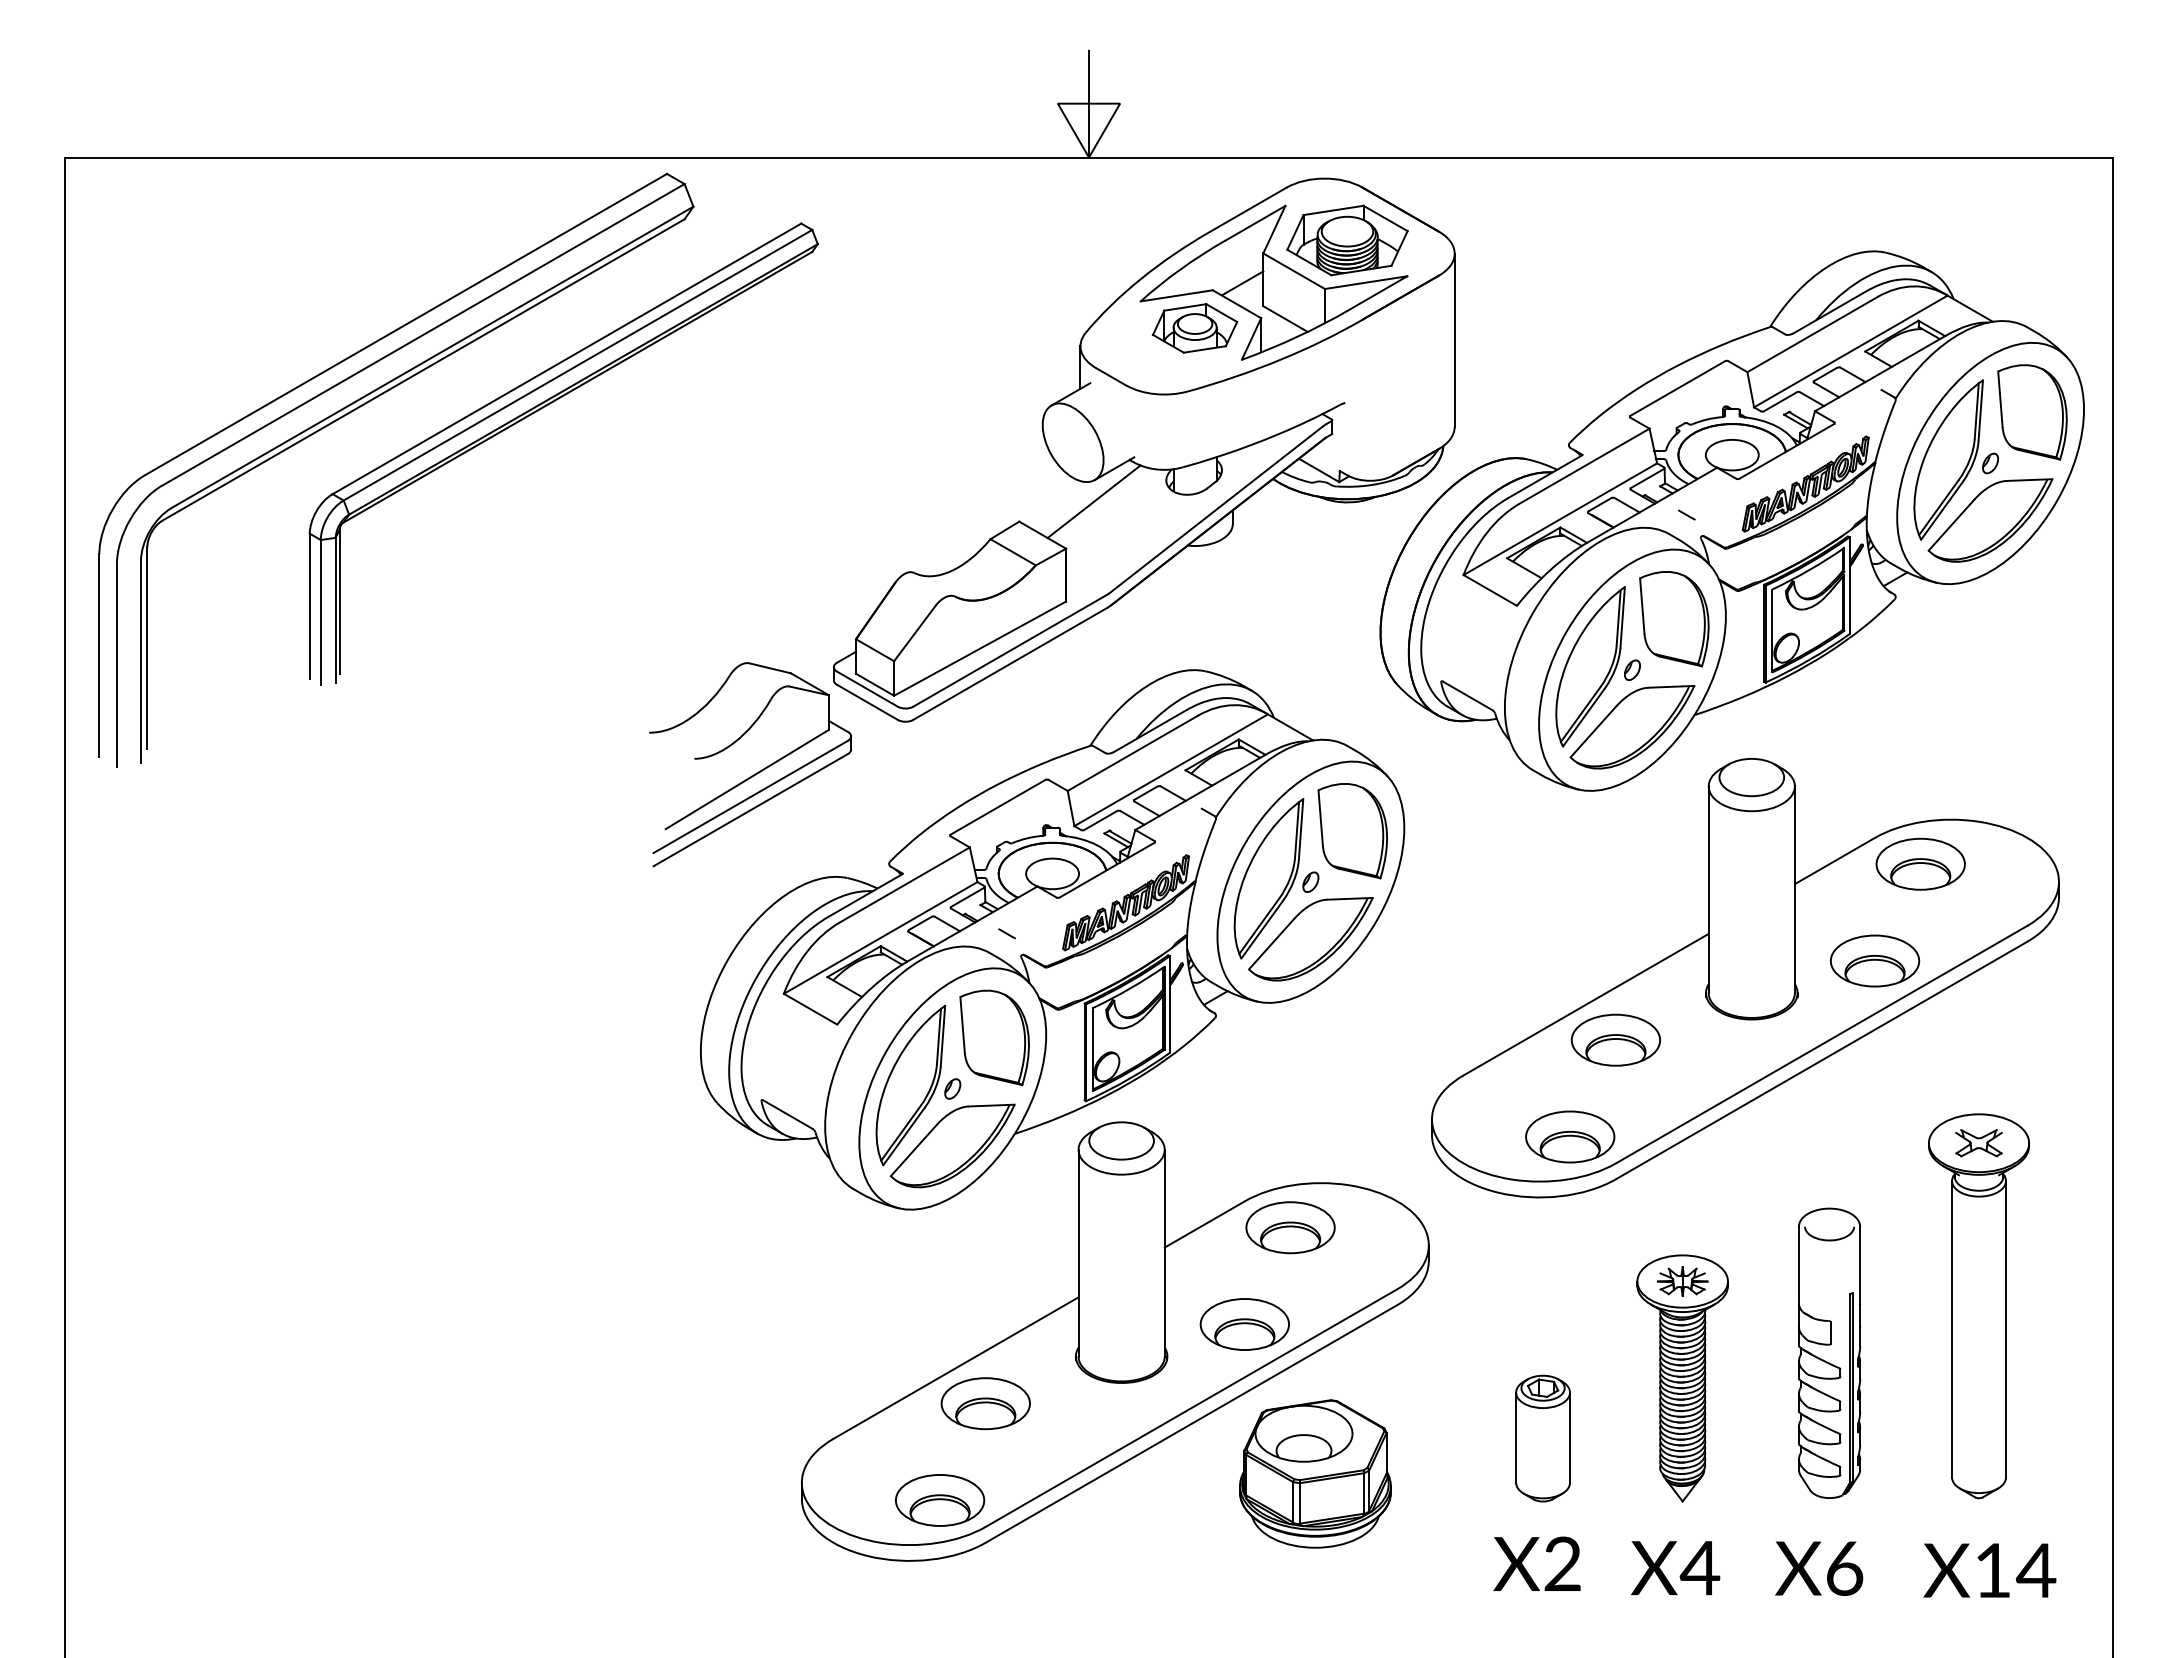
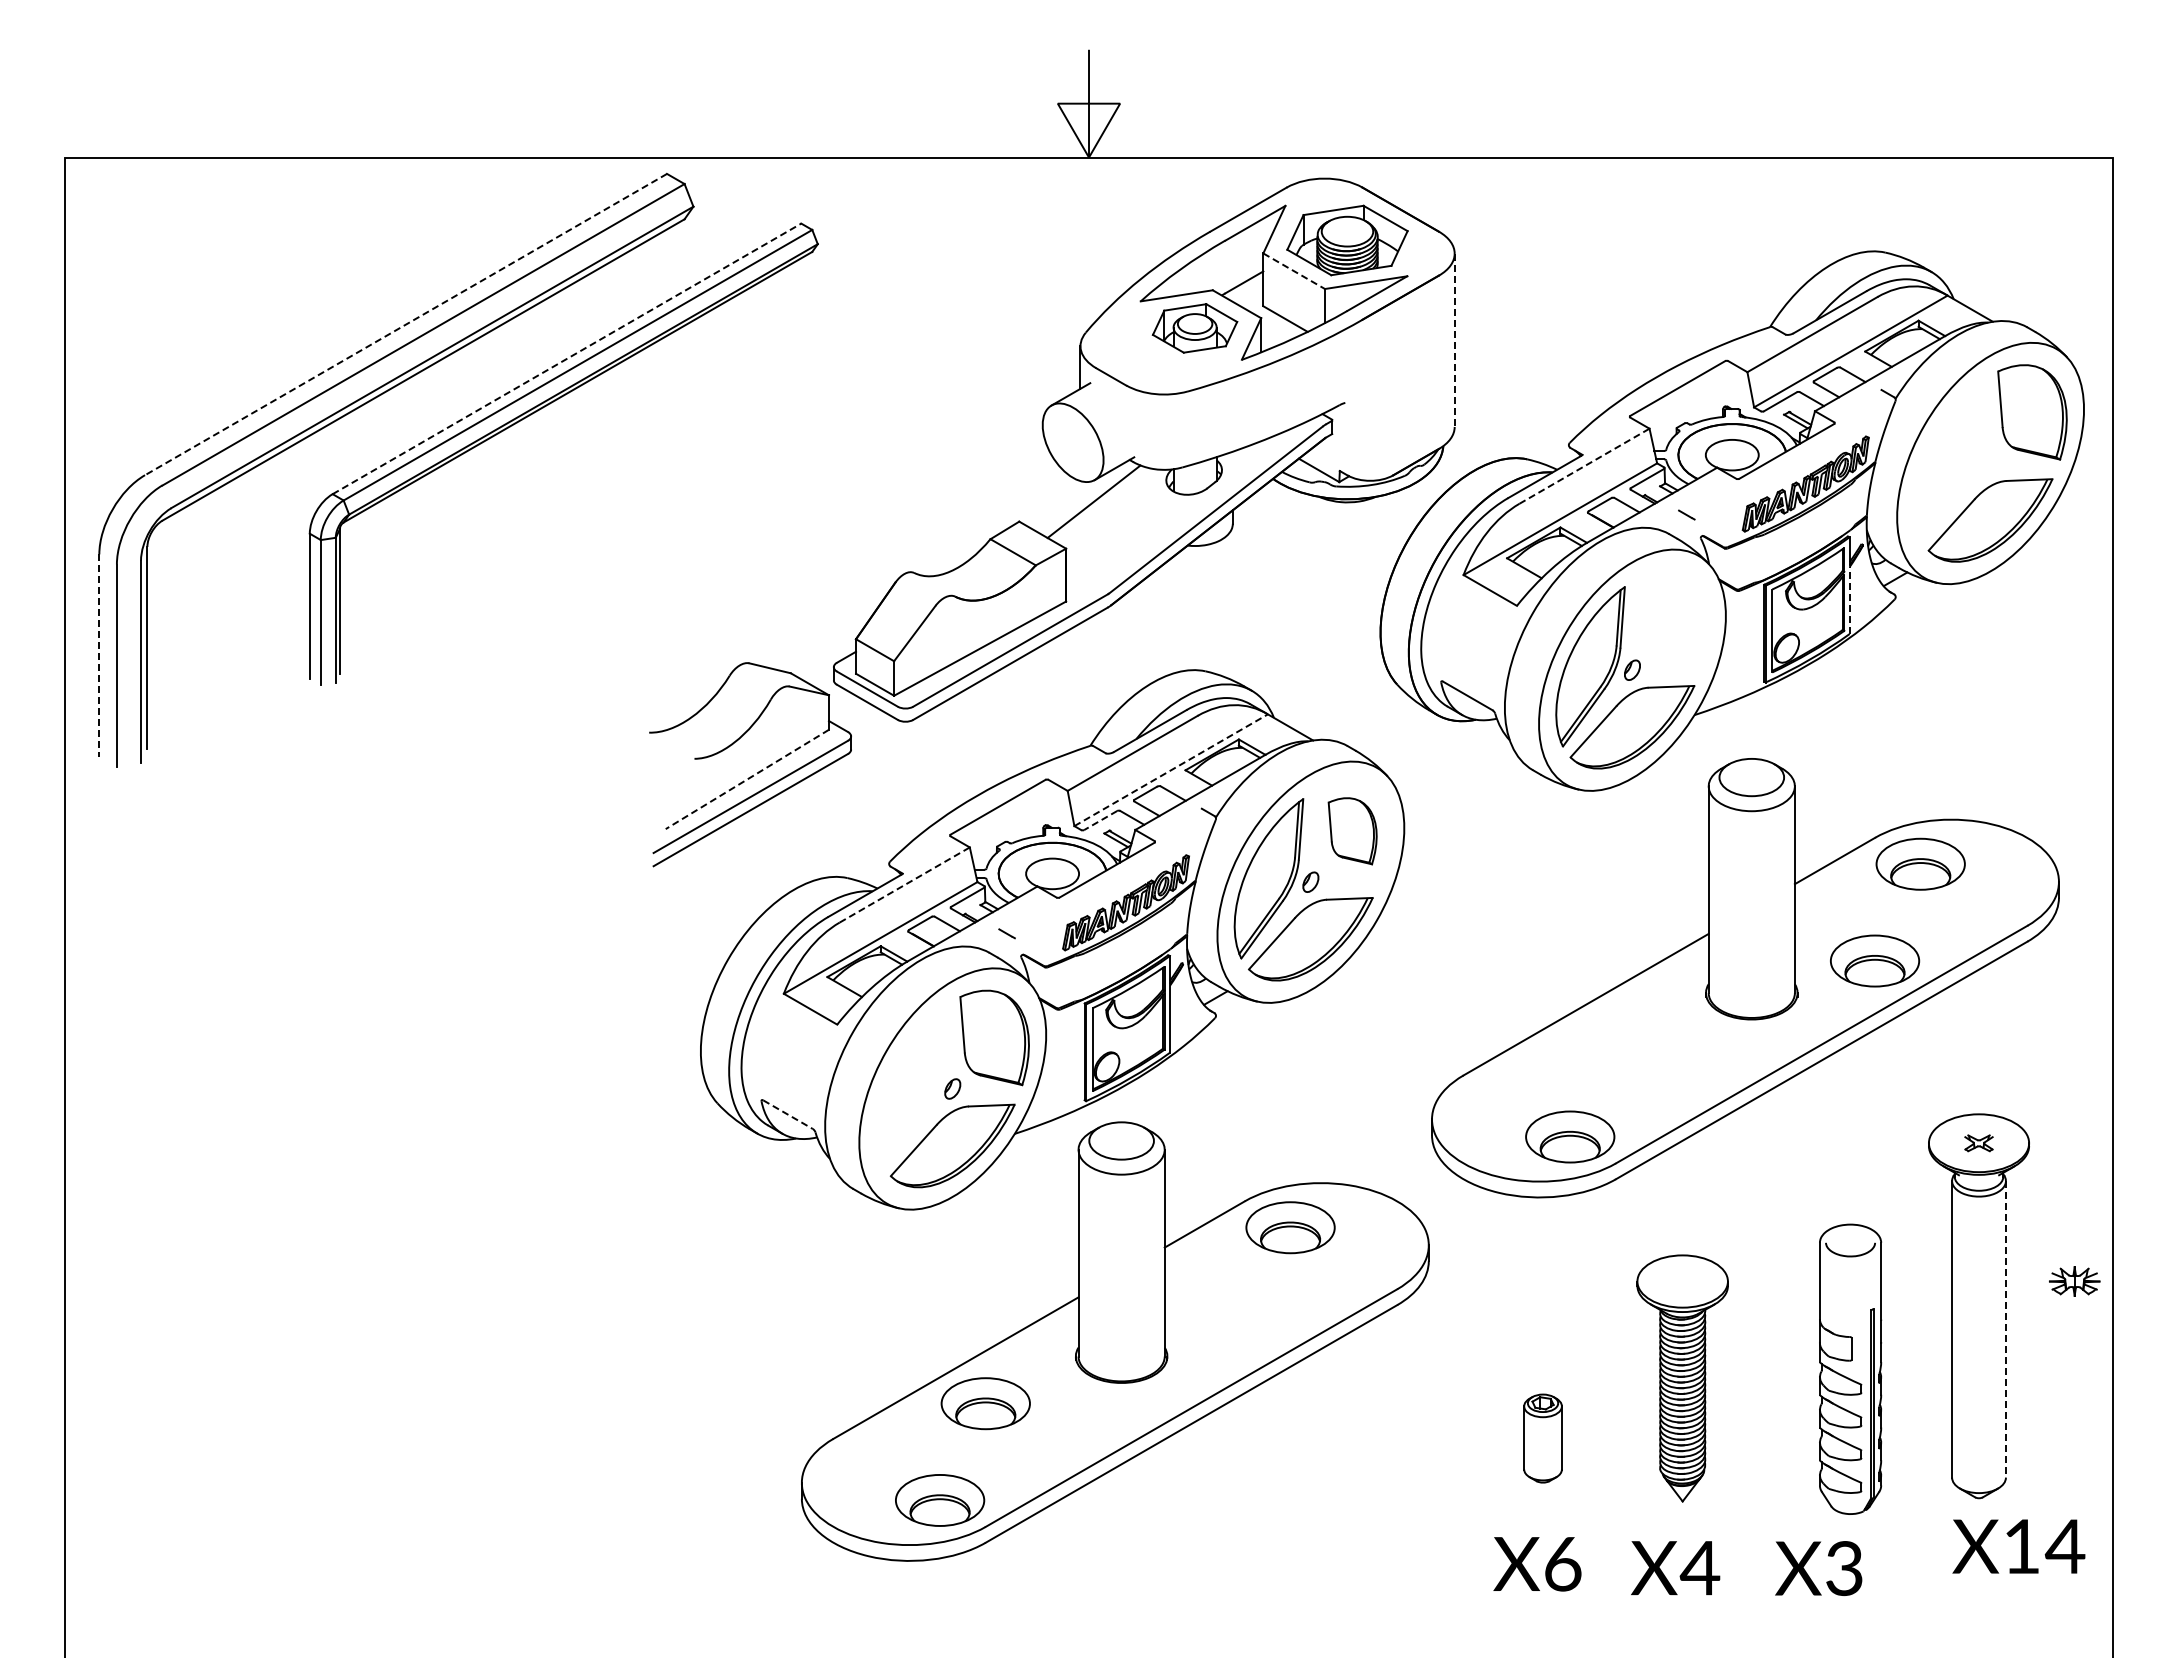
line: solid -> dashed (1294, 271)
line: solid -> dashed (405, 324)
line: solid -> dashed (1454, 340)
line: solid -> dashed (566, 358)
part: present -> none (1955, 459)
line: solid -> dashed (1584, 466)
line: solid -> dashed (1849, 600)
part: present -> none (1674, 619)
line: solid -> dashed (99, 656)
line: solid -> dashed (1171, 770)
line: solid -> dashed (747, 779)
line: solid -> dashed (1100, 820)
part size: 71x97 px -> 51x69 px (1352, 831)
line: solid -> dashed (905, 884)
part: present -> none (1615, 1039)
part: present -> none (910, 1085)
line: solid -> dashed (788, 1114)
part size: 48x29 px -> 30x19 px (1978, 1143)
part position: (1682, 1281) -> (2074, 1281) (2074, 1281)
part: present -> none (1244, 1324)
line: solid -> dashed (2005, 1329)
part position: (1829, 1352) -> (1850, 1368) (1850, 1368)
part size: 56x129 px -> 40x91 px (1542, 1438)
part: present -> none (1315, 1473)
text: X2 -> X6 (1562, 1563)
text: X6 -> X3 (1844, 1568)
text position: (1989, 1570) -> (2018, 1546) (2018, 1546)
